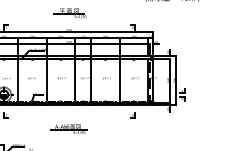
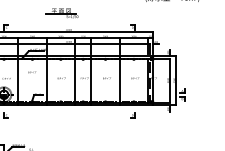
part position: (69, 13) -> (61, 13) (61, 13)
text position: (32, 78) -> (32, 72) (32, 72)
part: present -> none (68, 128)
